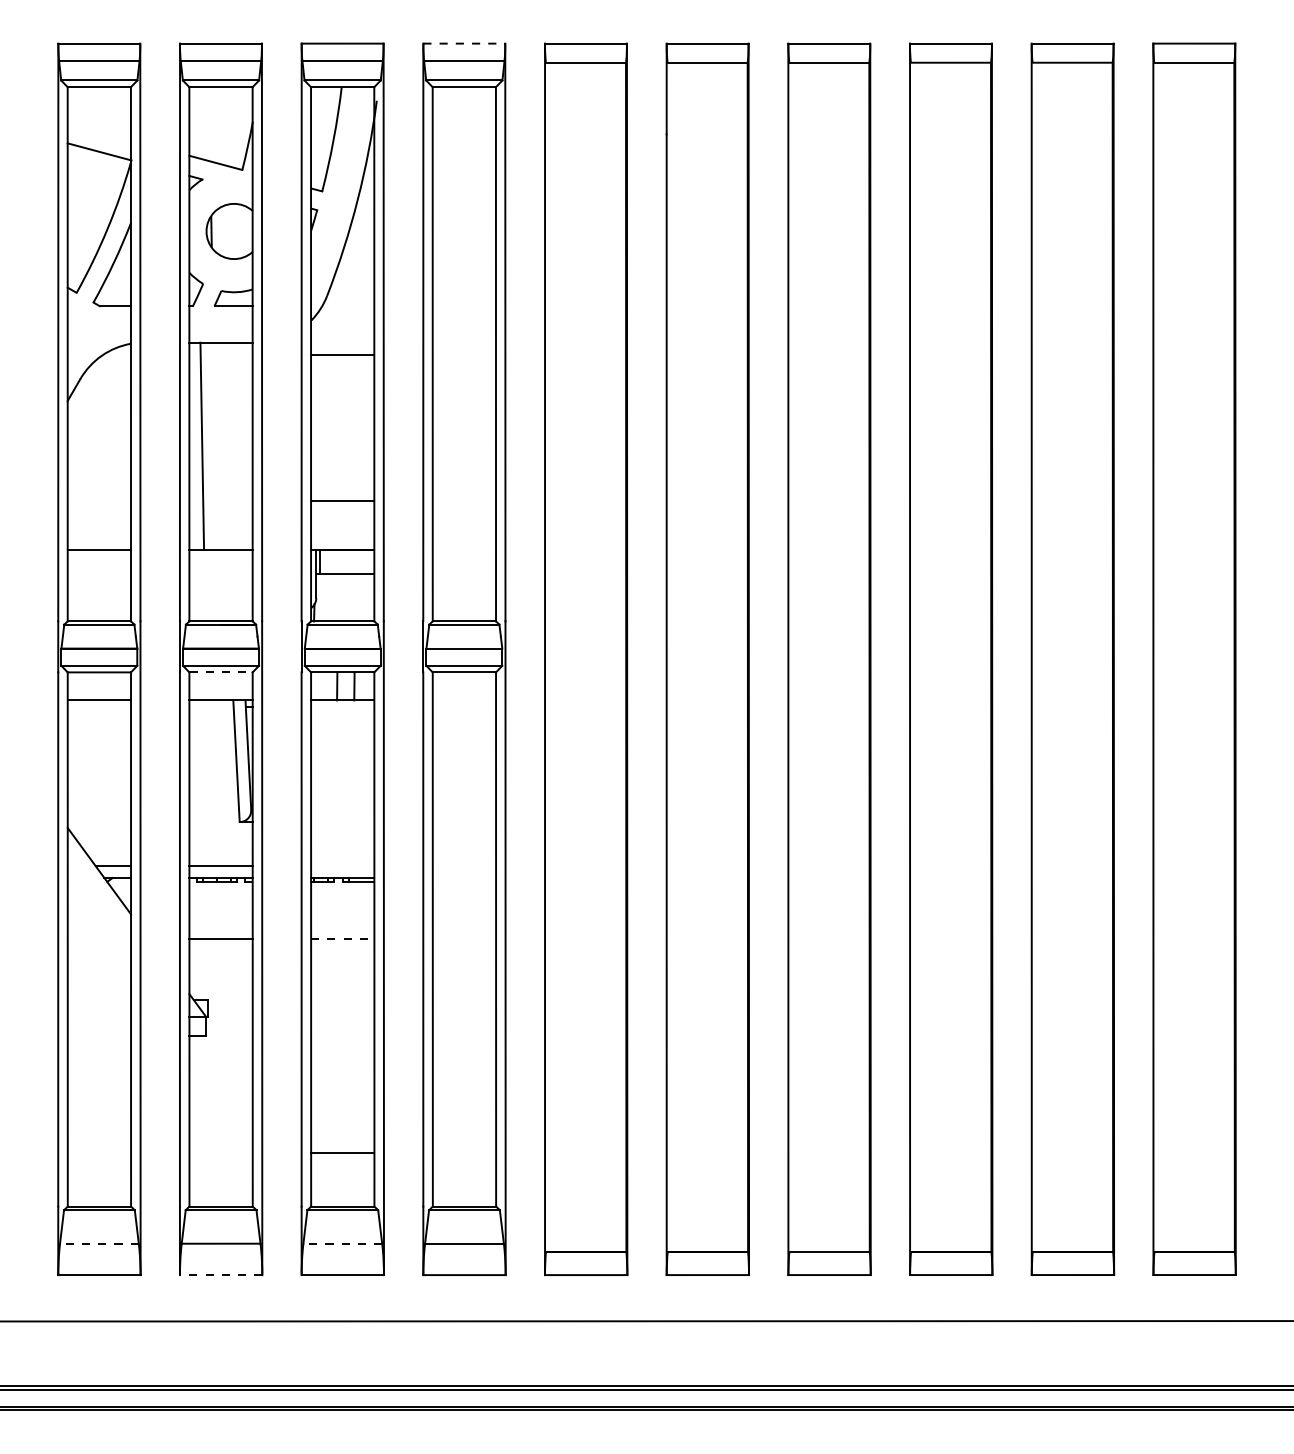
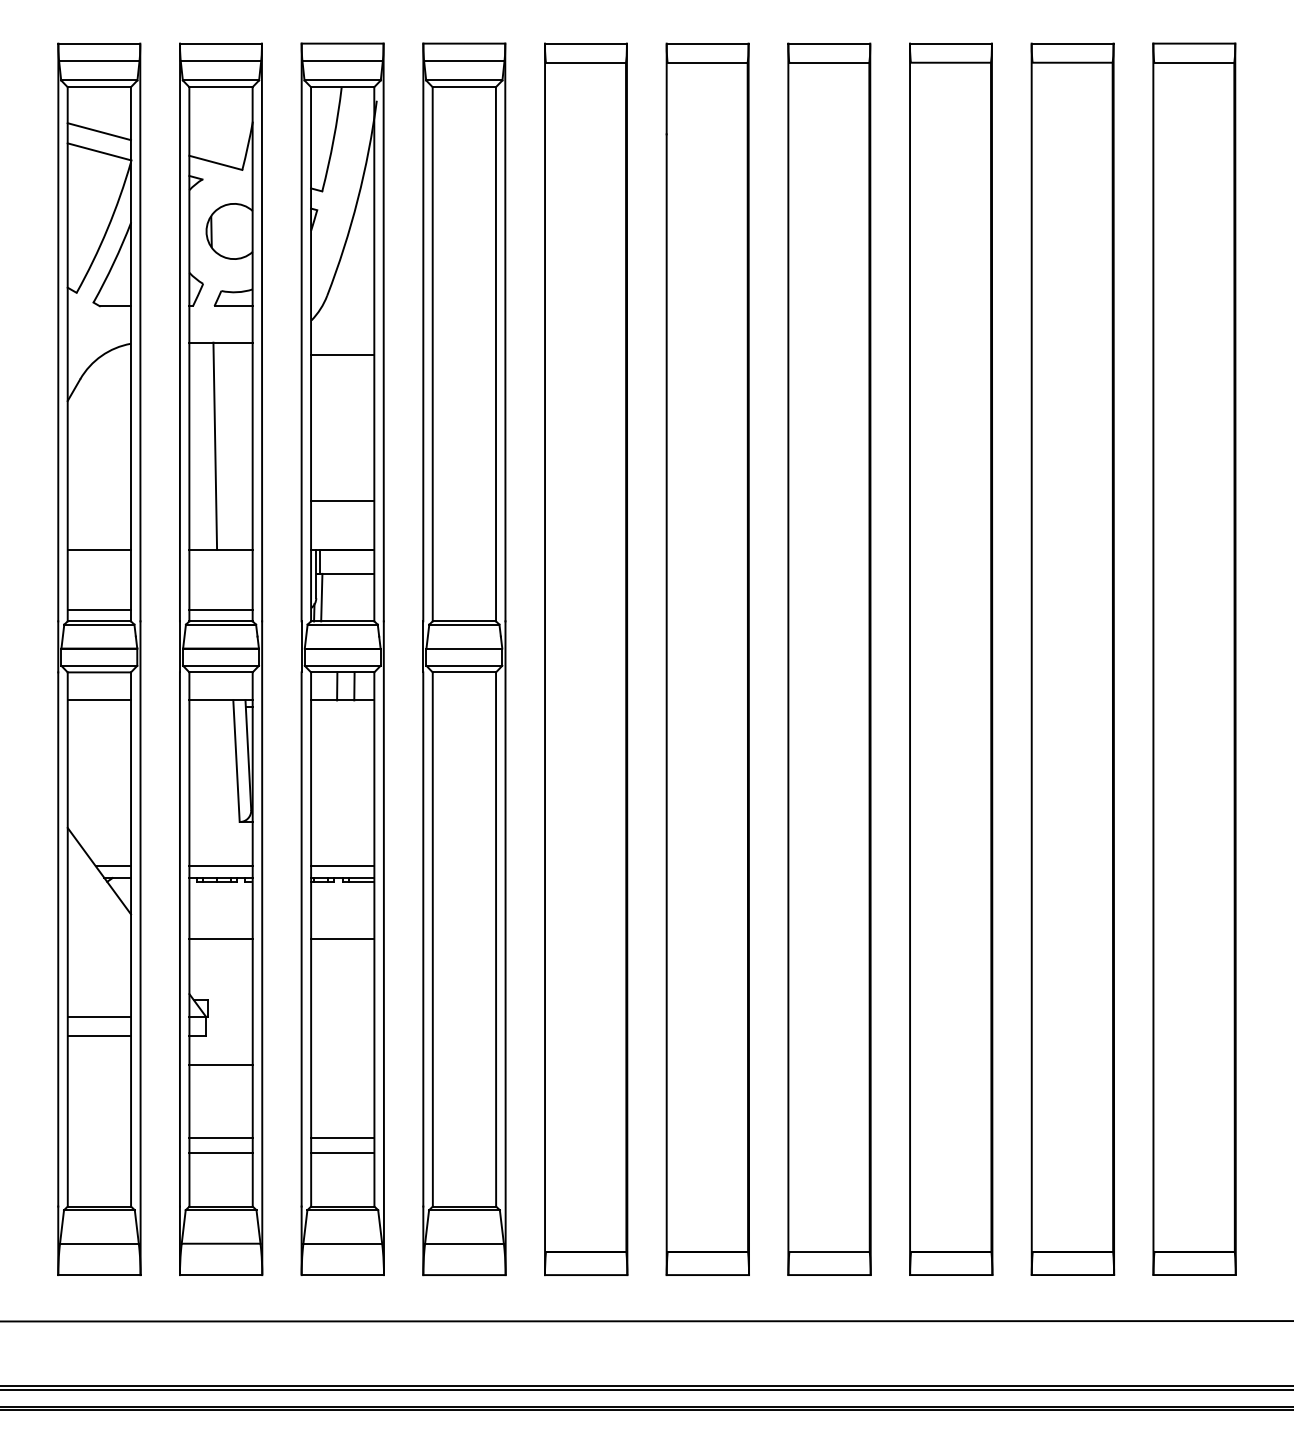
line: dashed -> solid (464, 43)
line: none -> present (98, 131)
line position: (202, 445) -> (215, 445) (215, 445)
line: none -> present (321, 597)
line: none -> present (99, 610)
line: none -> present (220, 610)
line: dashed -> solid (221, 672)
line: none -> present (342, 866)
line: dashed -> solid (342, 938)
line: none -> present (99, 1016)
line: none -> present (99, 1036)
line: none -> present (220, 1064)
line: none -> present (220, 1137)
line: none -> present (342, 1137)
line: none -> present (220, 1152)
line: dashed -> solid (98, 1243)
line: dashed -> solid (342, 1243)
line: dashed -> solid (220, 1275)
